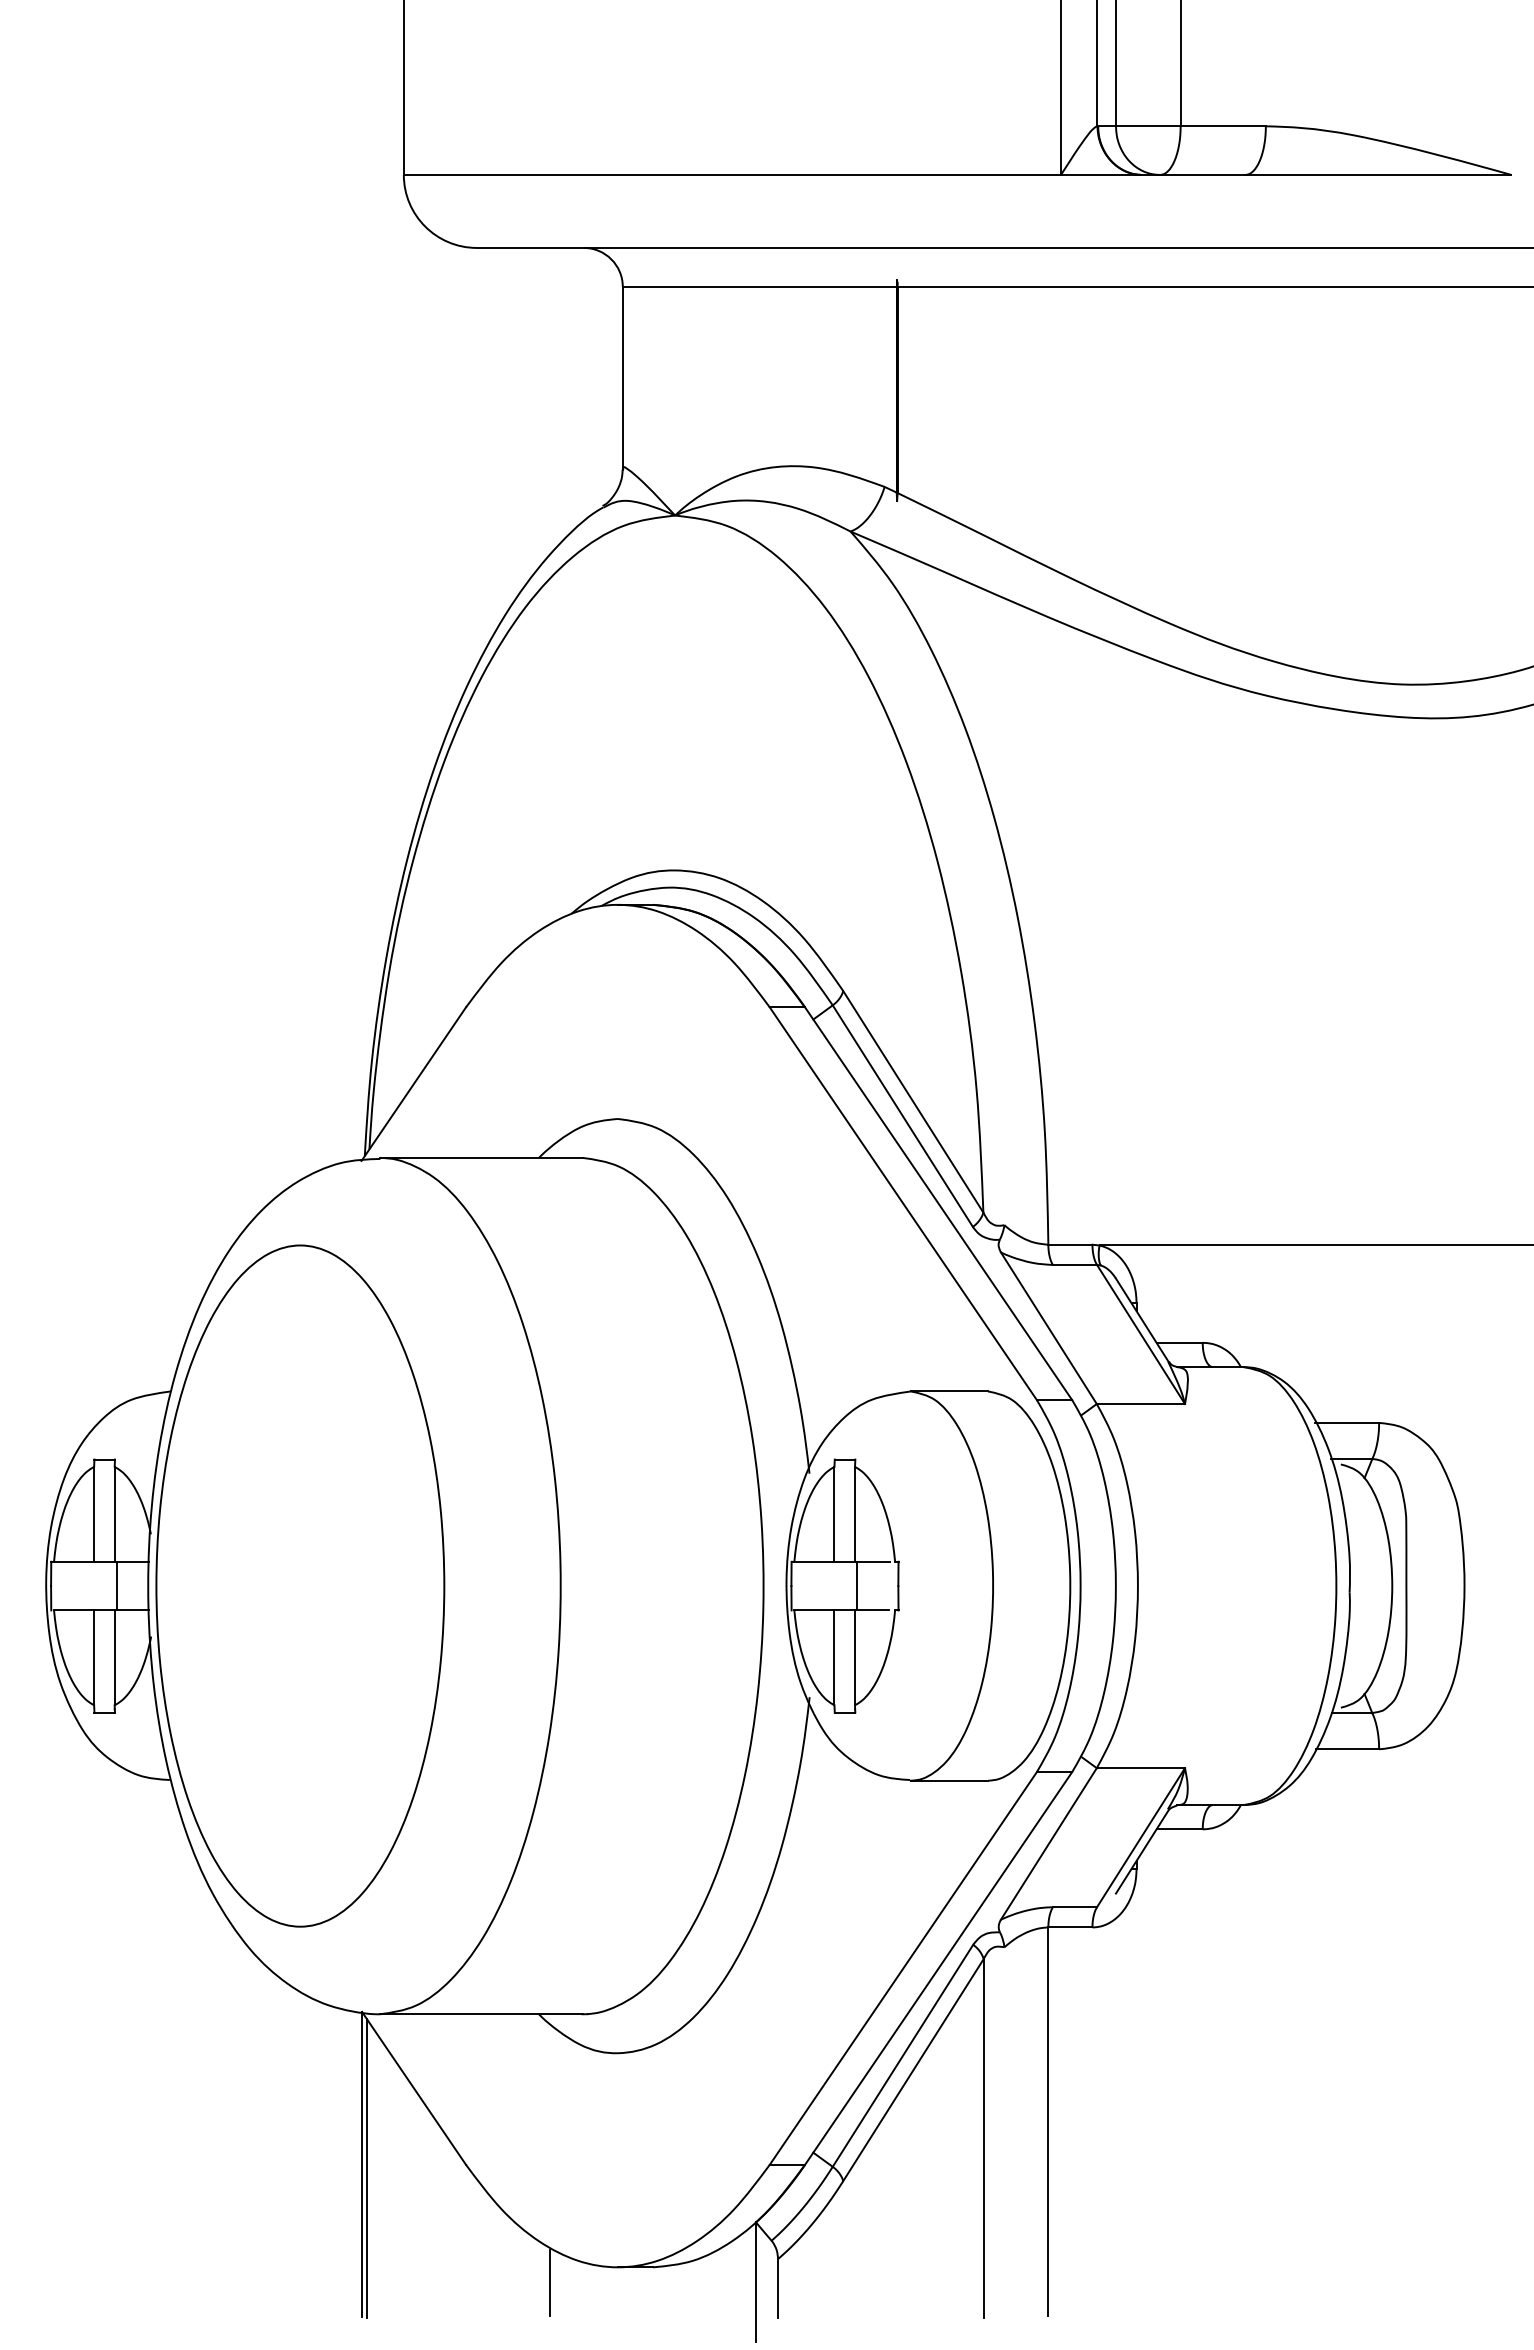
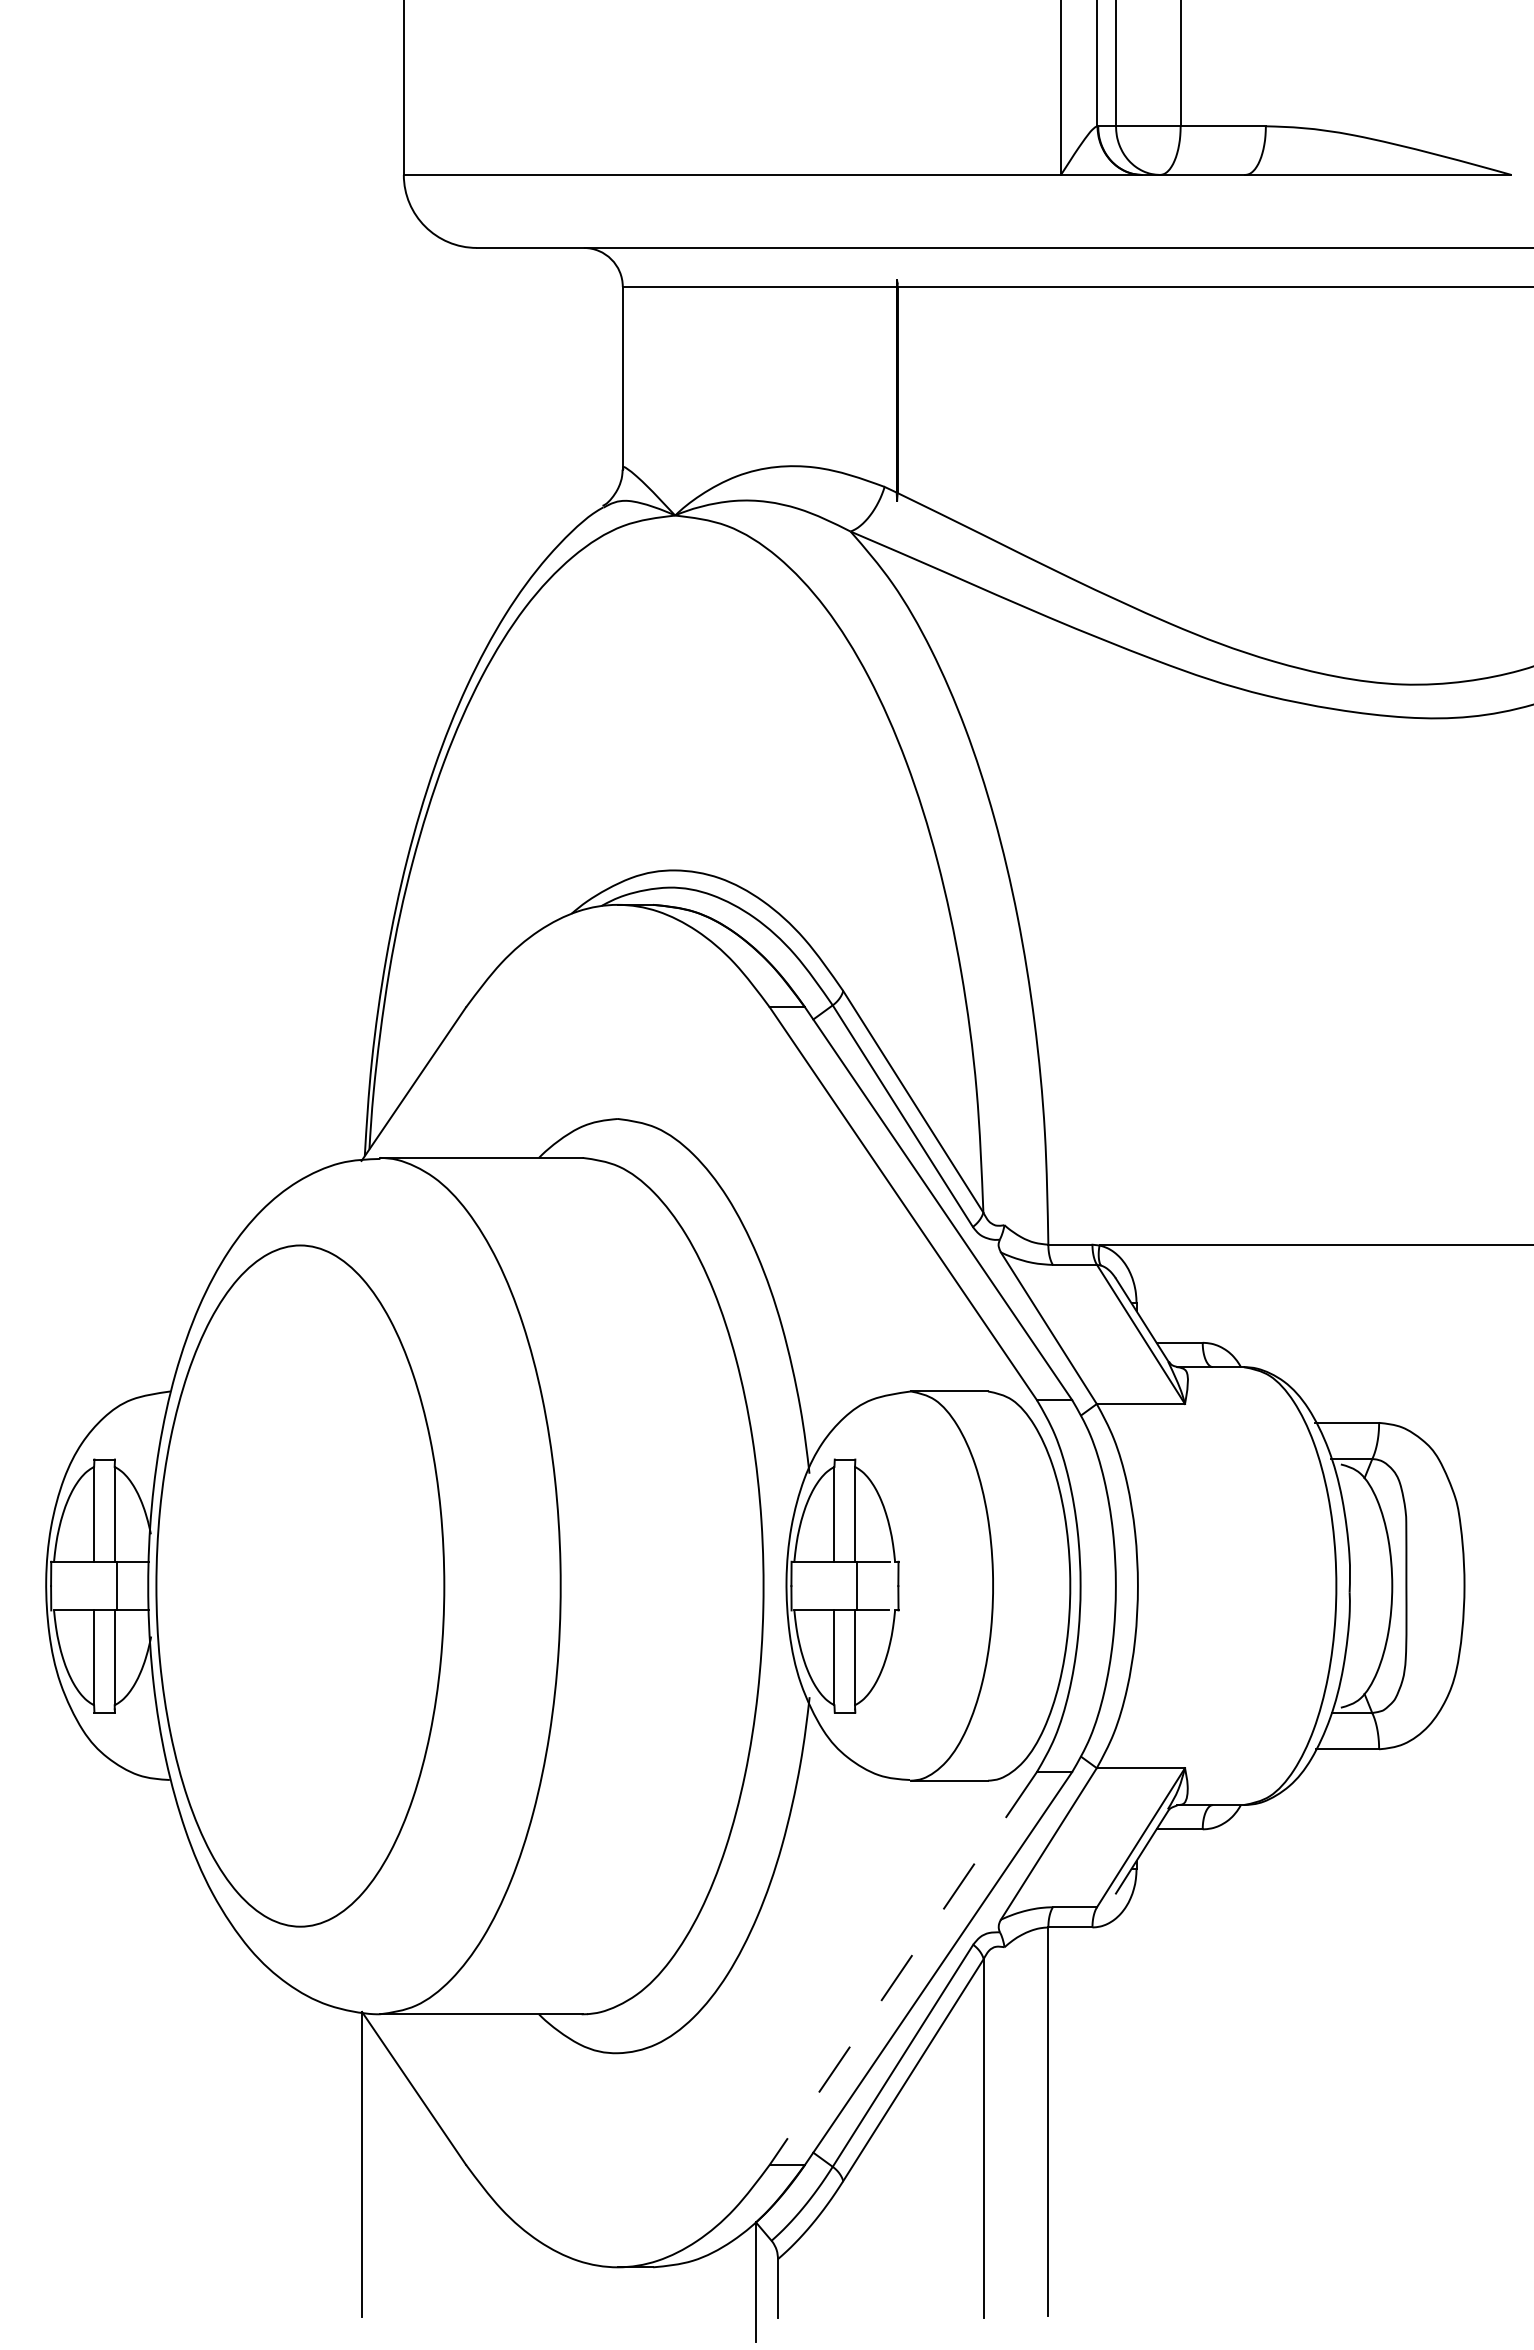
line: solid -> dashed (903, 1968)
line: present -> none (366, 2167)
line: present -> none (550, 2282)
